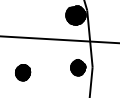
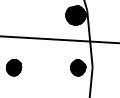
part position: (23, 72) -> (14, 67) (14, 67)
